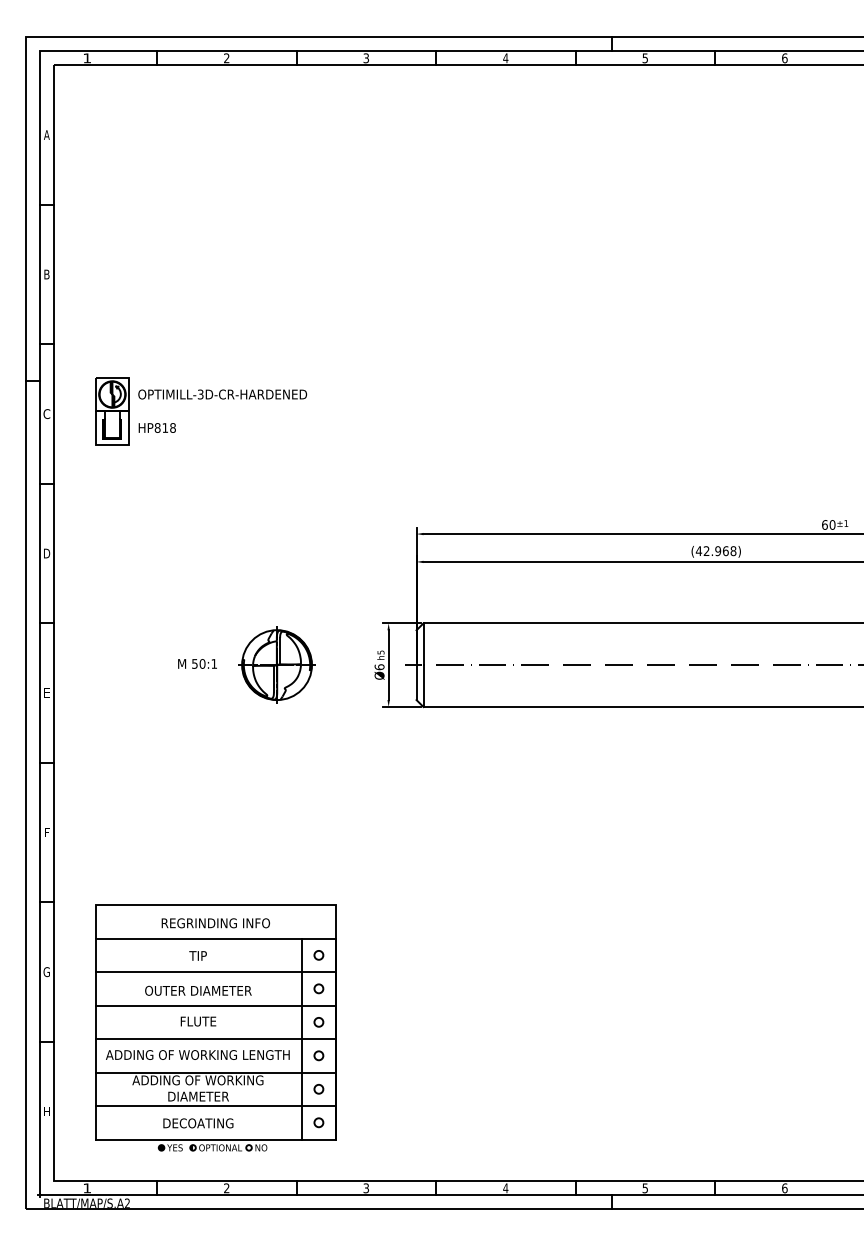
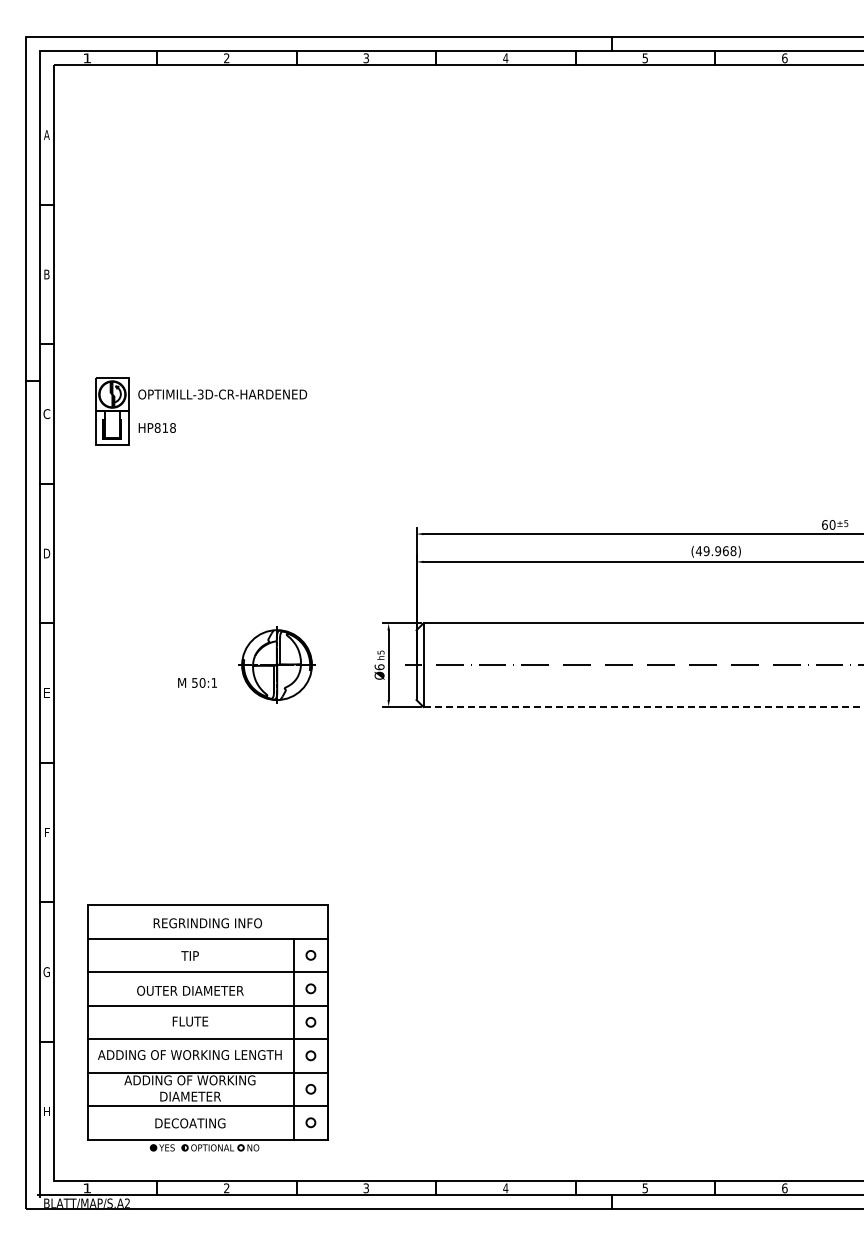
text: ±1 -> ±5 (846, 523)
text: (42.968) -> (49.968) (706, 551)
text position: (197, 663) -> (197, 682) (197, 682)
line: solid -> dashed (643, 707)
part position: (215, 1027) -> (207, 1027) (207, 1027)
